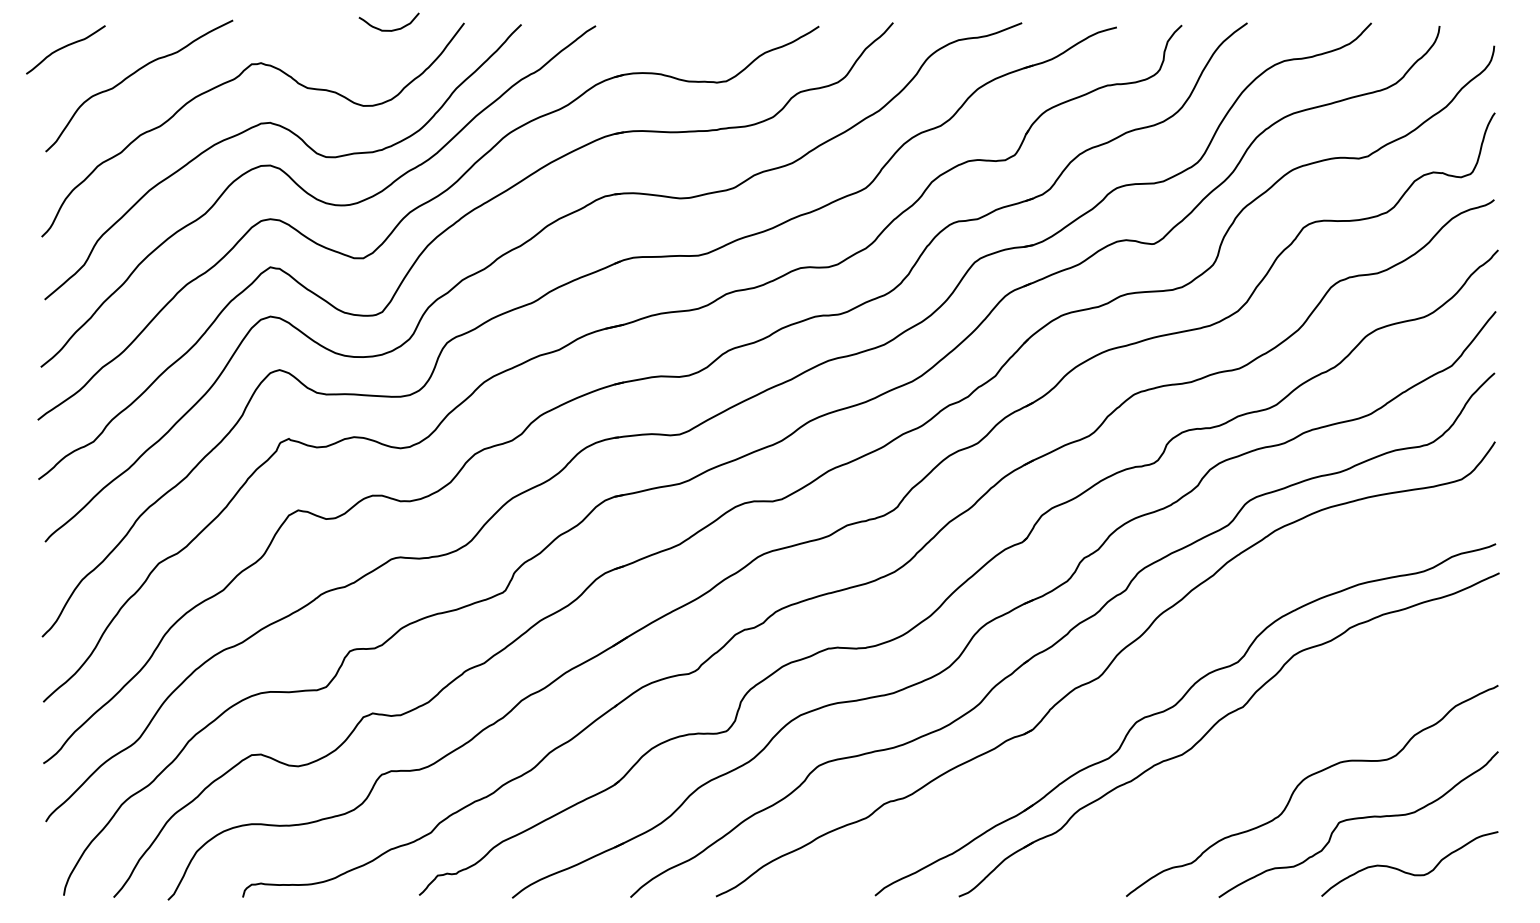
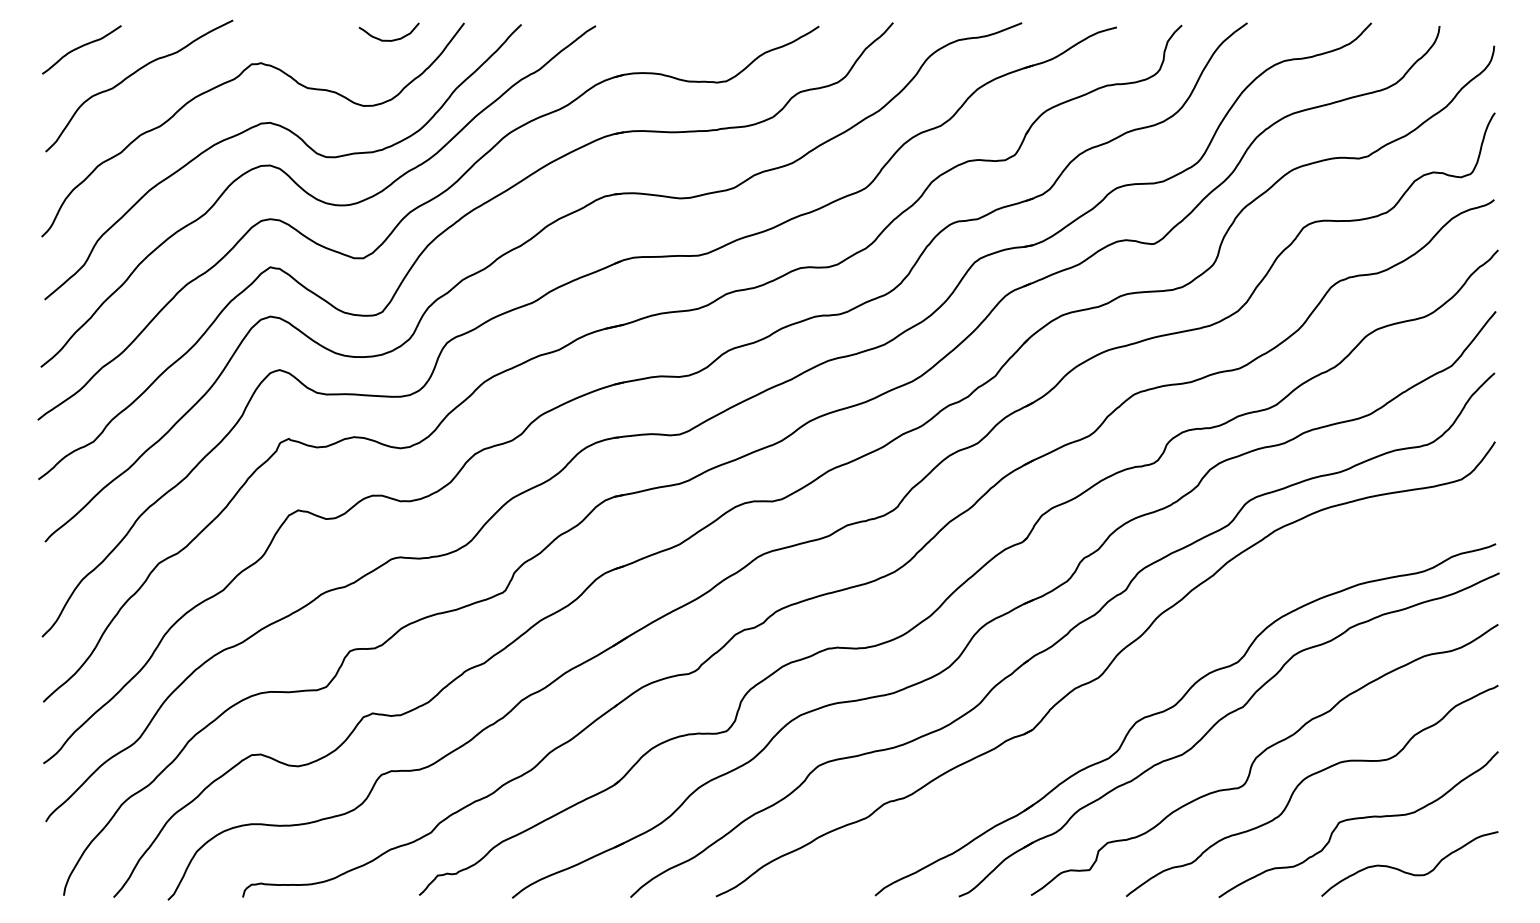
curve position: (388, 29) -> (388, 39) (388, 39)
curve position: (65, 47) -> (81, 47) (81, 47)
curve: none -> present (1260, 755)
